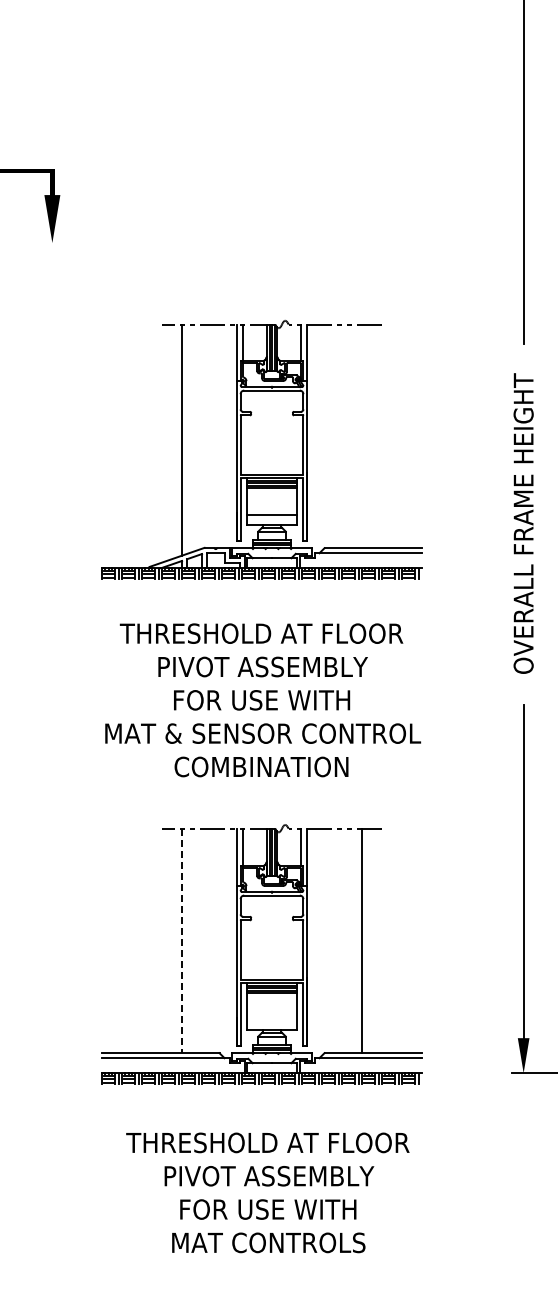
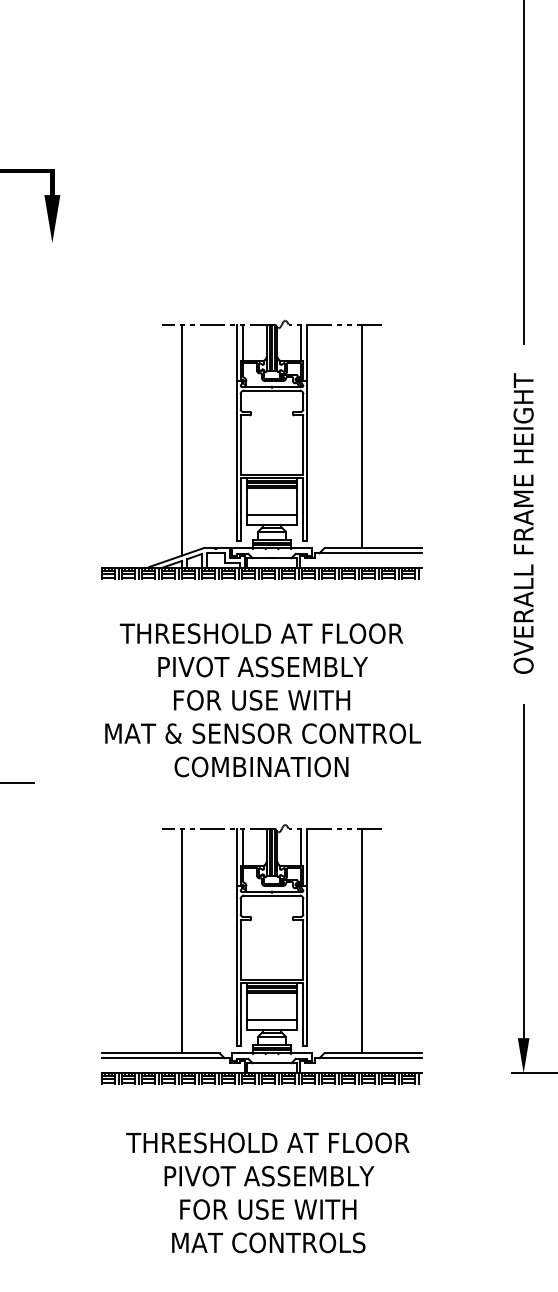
line: none -> present (362, 436)
line: none -> present (18, 782)
line: dashed -> solid (182, 941)
line: none -> present (272, 1020)
